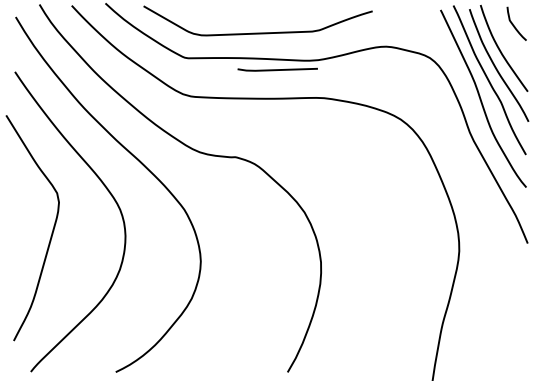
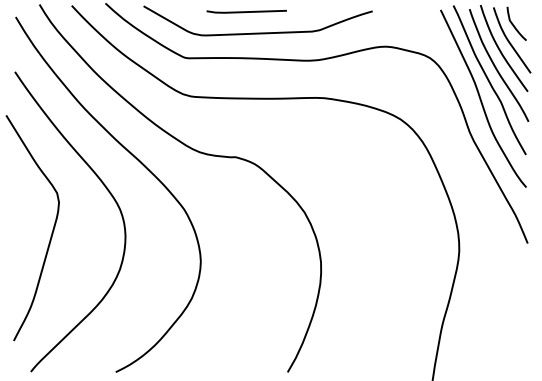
curve: none -> present (510, 42)
line position: (277, 69) -> (246, 11) (246, 11)
